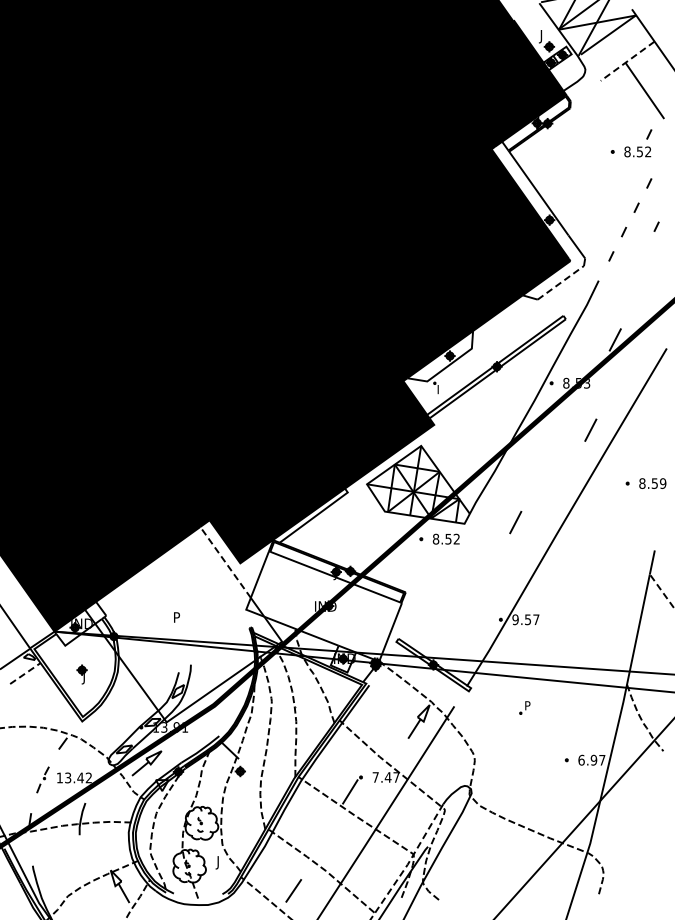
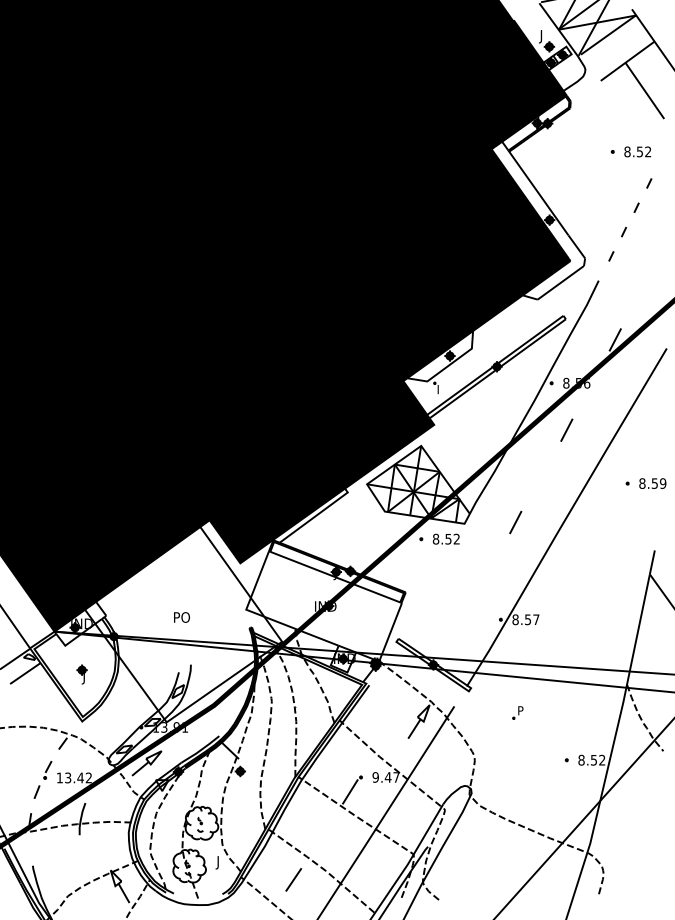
line: dashed -> solid (627, 61)
line: present -> none (649, 134)
line: present -> none (656, 226)
line: dashed -> solid (560, 282)
text: 8.53 -> 8.56 (587, 383)
line position: (590, 429) -> (566, 429) (566, 429)
line: dashed -> solid (225, 562)
line: dashed -> solid (662, 592)
text: P -> PO (185, 617)
text: 9.57 -> 8.57 (515, 619)
line: dashed -> solid (25, 673)
part position: (524, 707) -> (517, 712) (517, 712)
text: 6.97 -> 8.52 (591, 759)
text: 7.47 -> 9.47 (375, 777)
part size: 14x28 px -> 20x38 px (42, 779)
line: dashed -> solid (408, 863)
line position: (293, 890) -> (293, 879) (293, 879)
